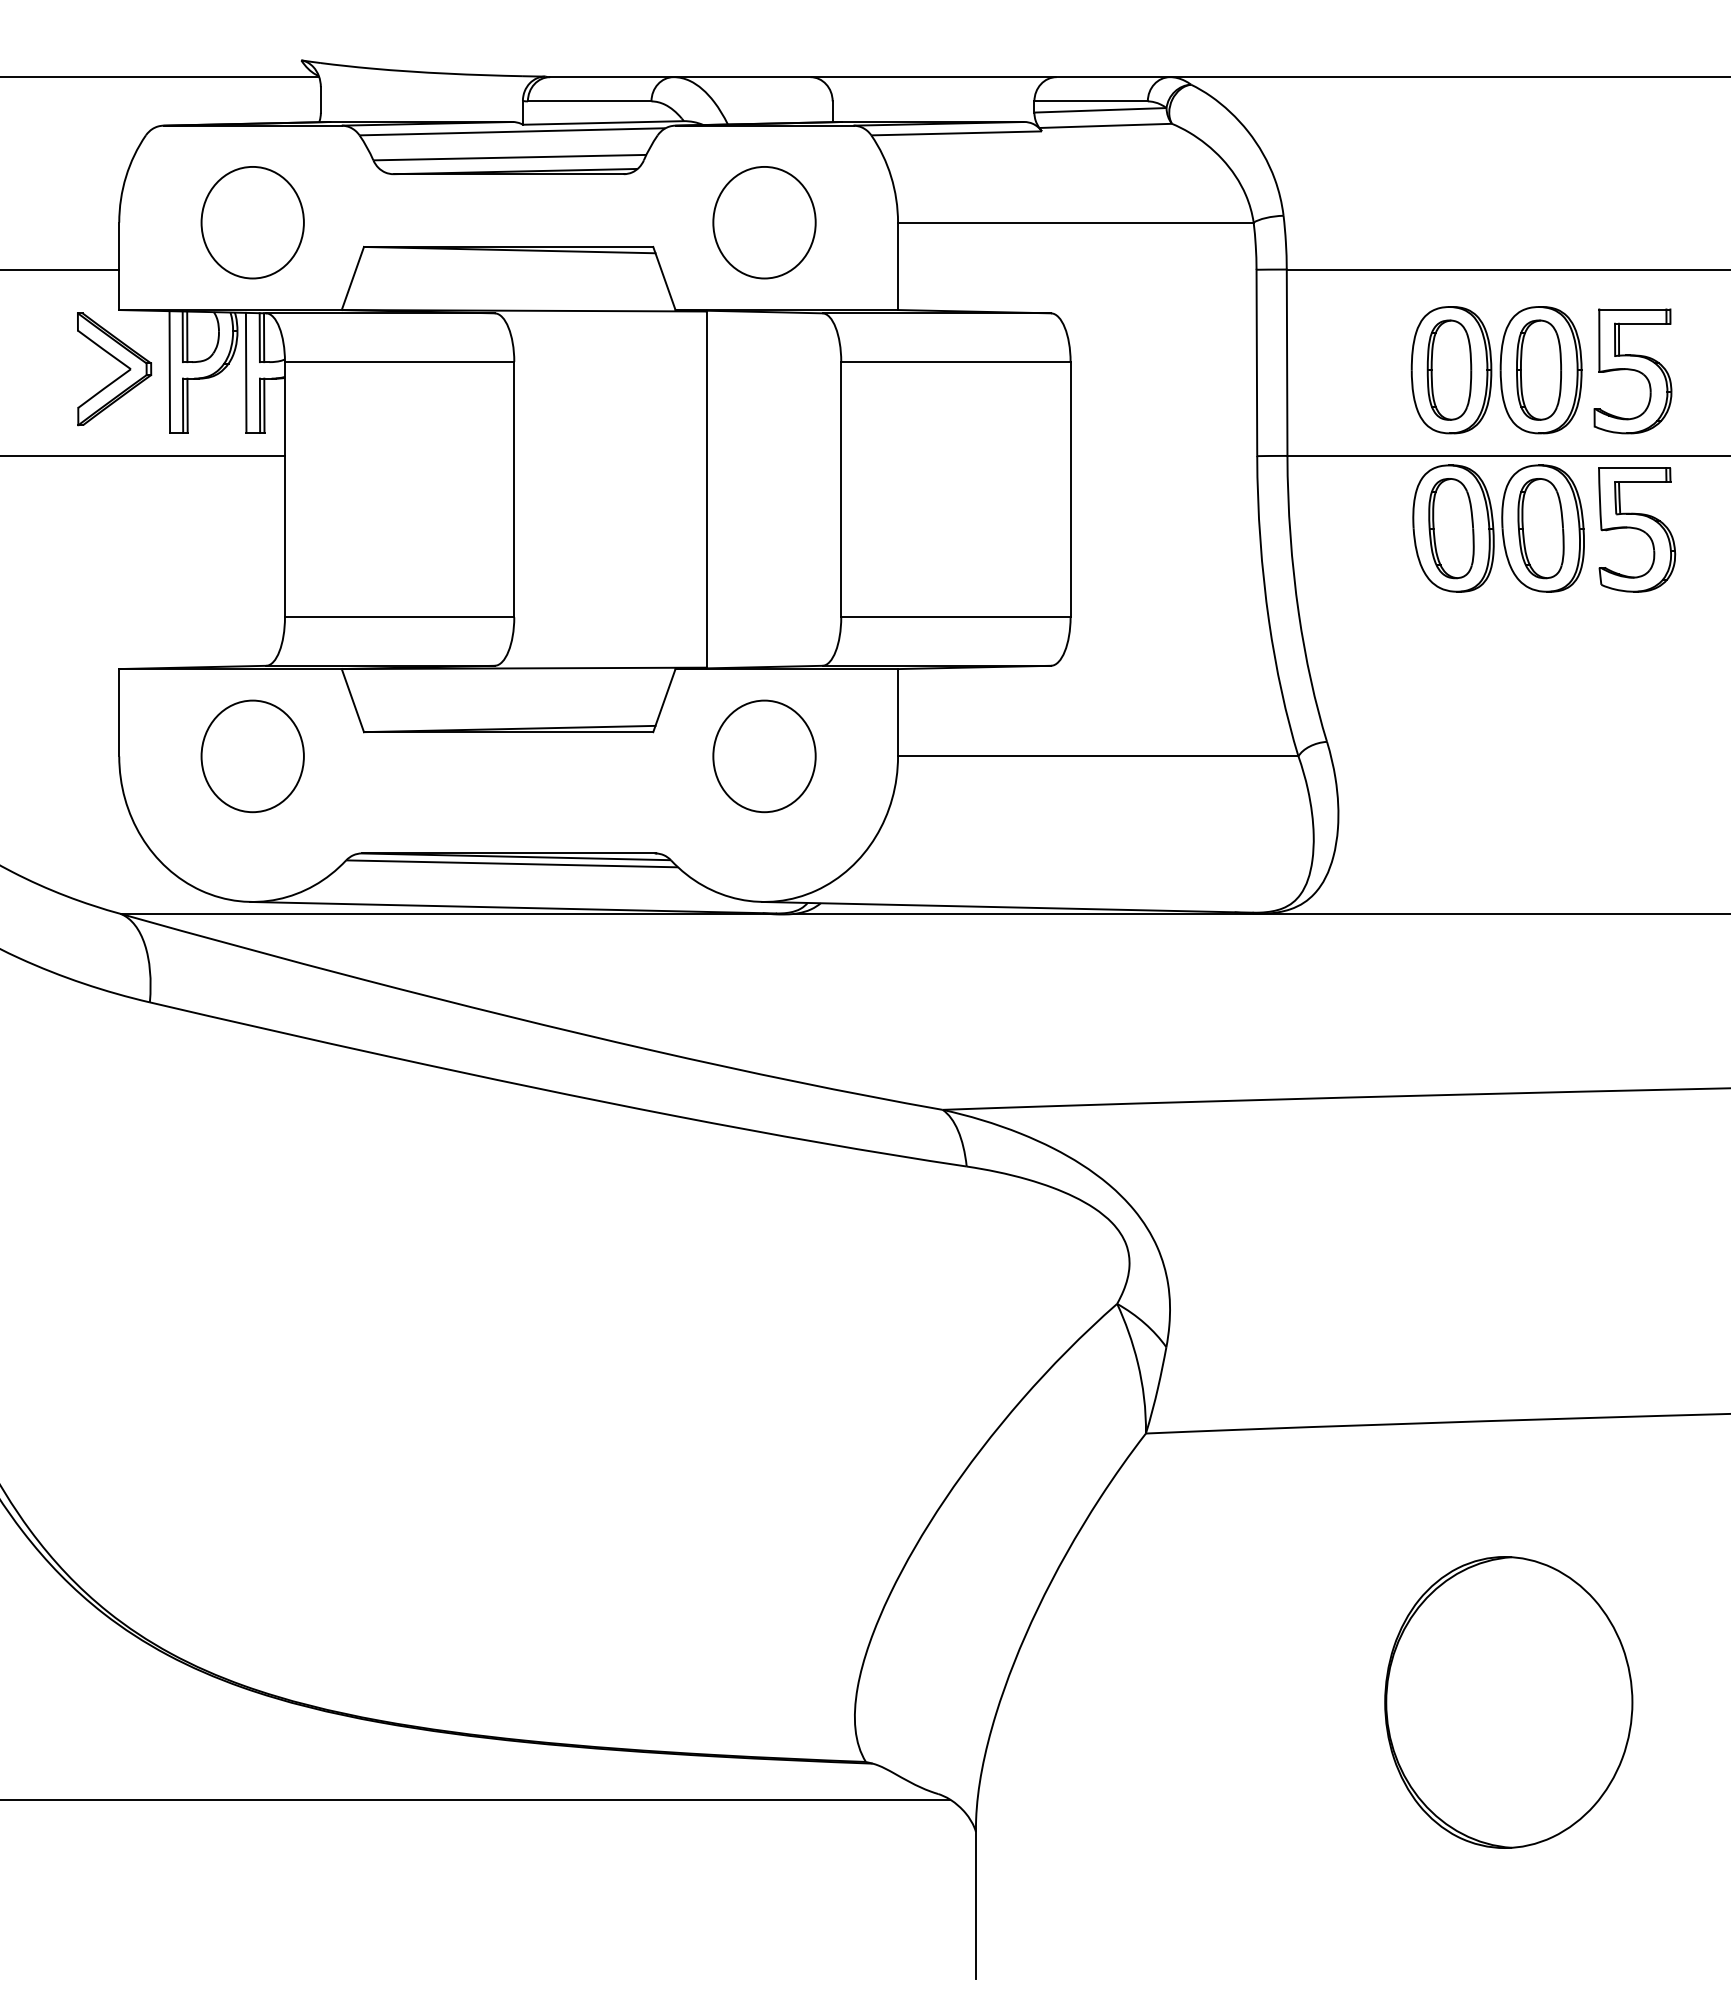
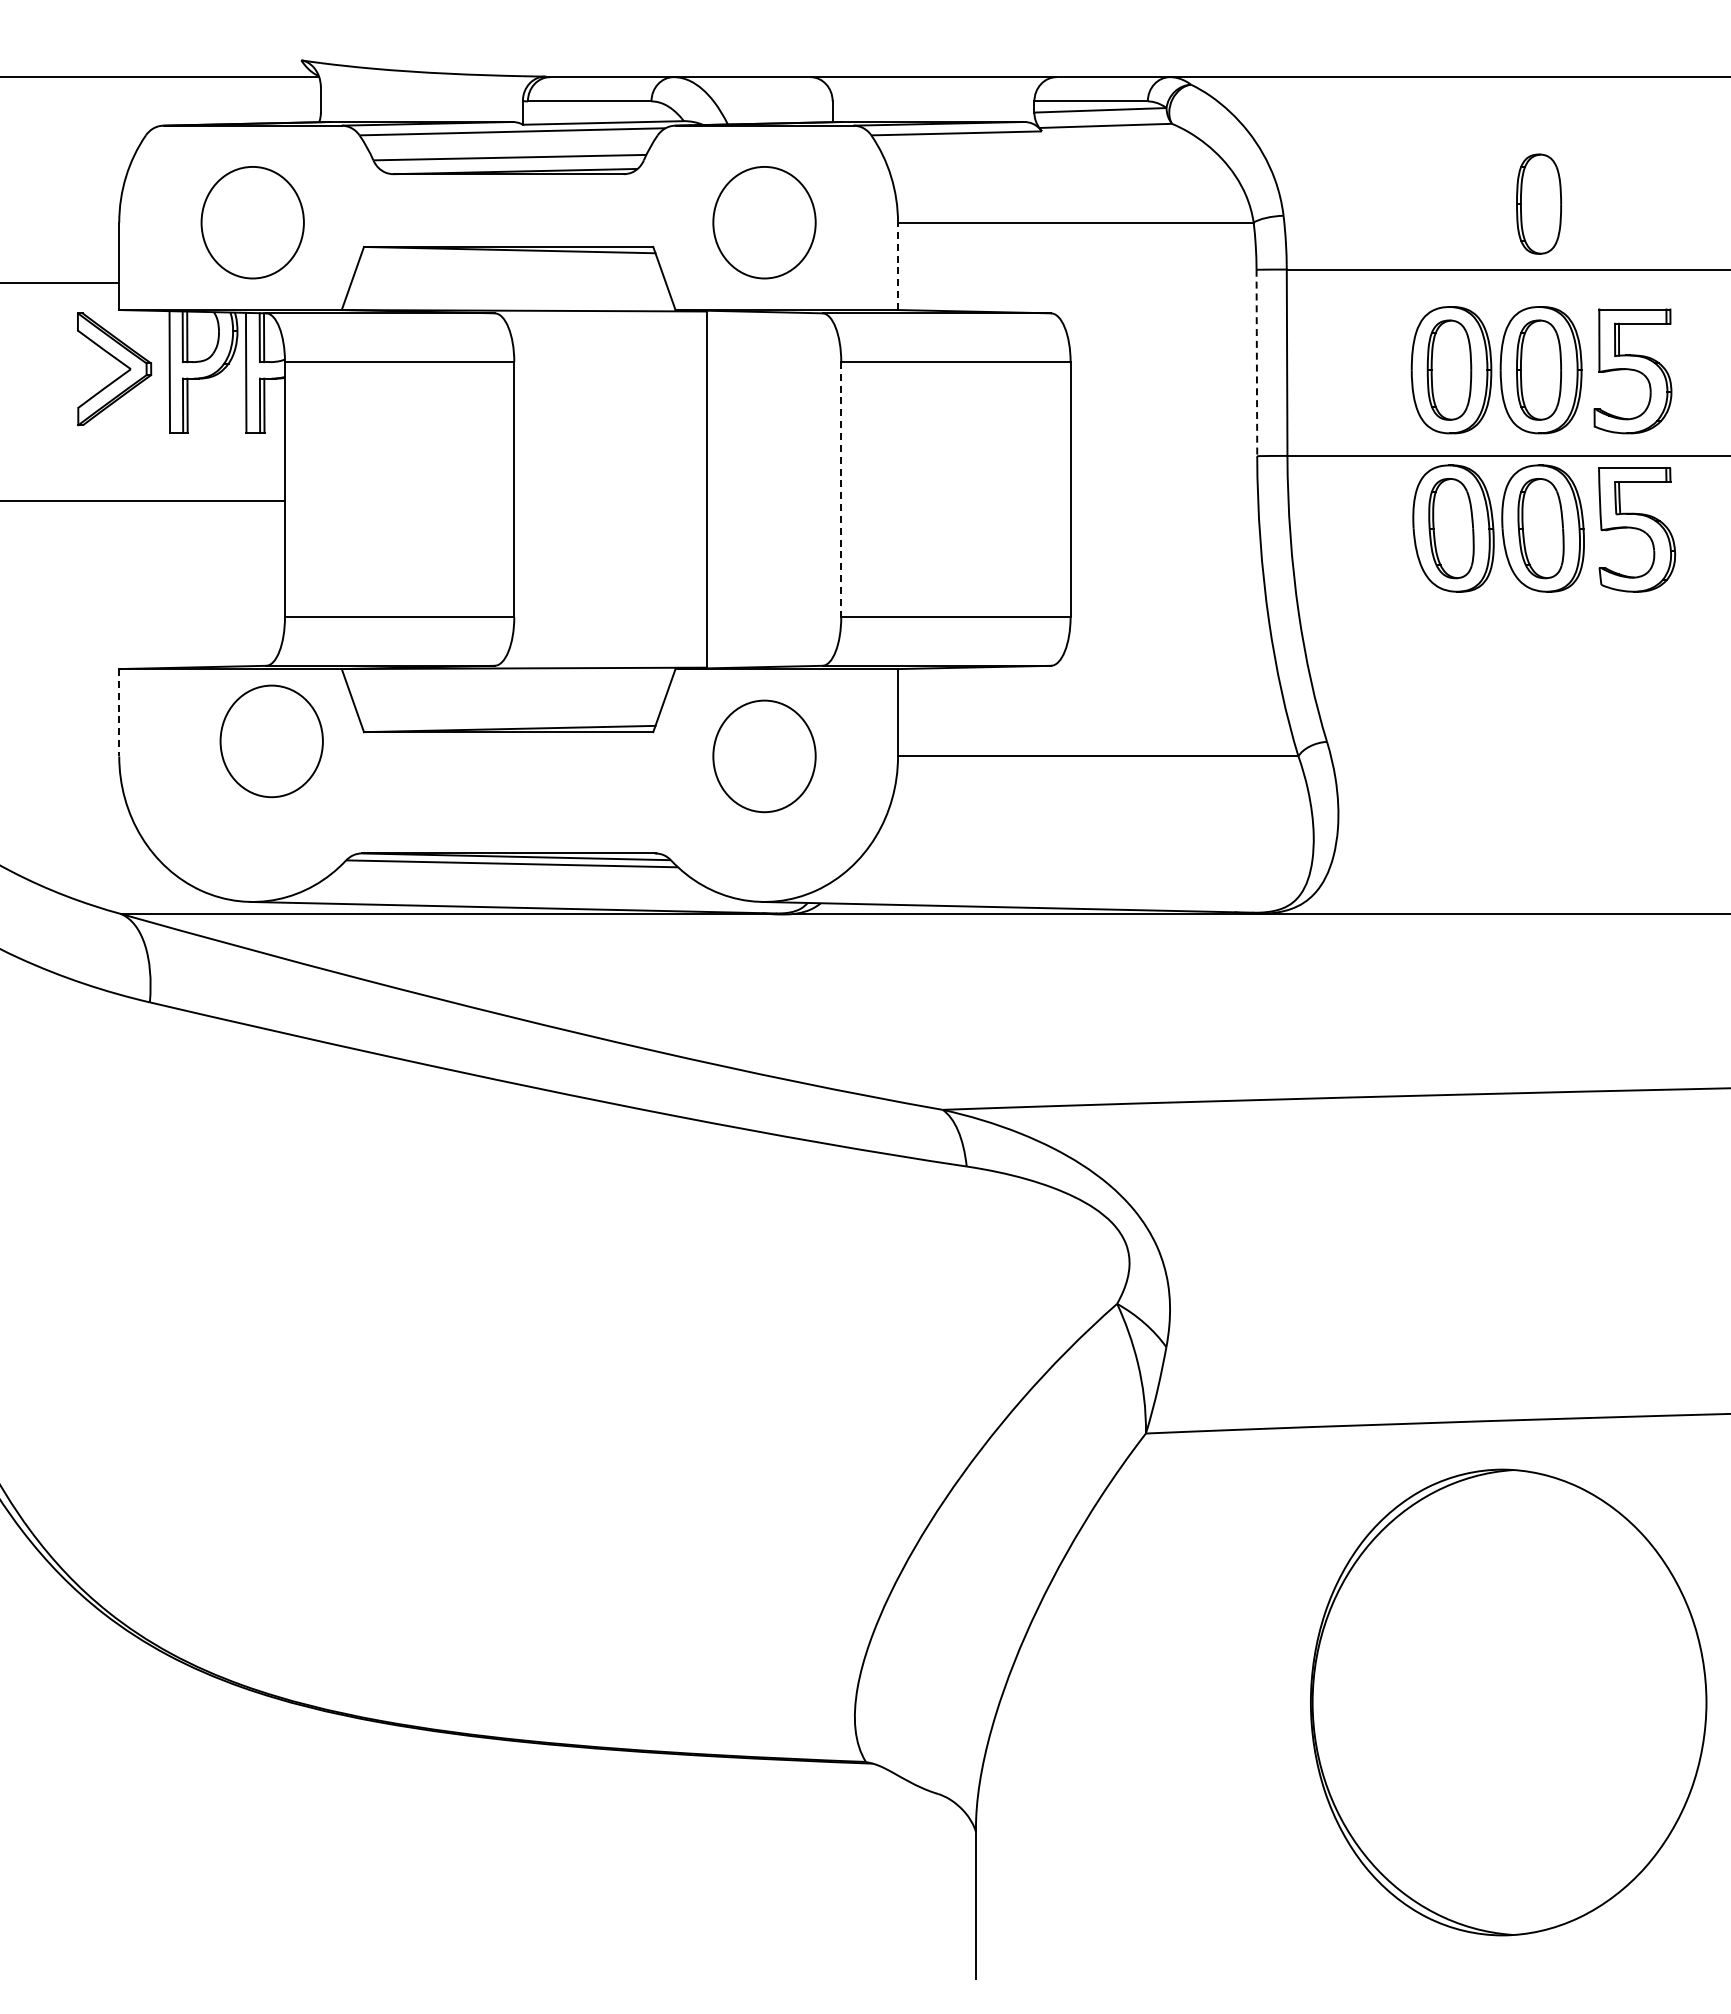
part: none -> present (1539, 203)
line: solid -> dashed (898, 266)
line position: (60, 269) -> (60, 282) (60, 282)
line: solid -> dashed (1256, 363)
line position: (143, 455) -> (143, 500) (143, 500)
line: solid -> dashed (841, 489)
line: solid -> dashed (119, 712)
part position: (252, 756) -> (271, 741) (271, 741)
part size: 250x293 px -> 398x469 px (1508, 1702)
line: present -> none (476, 1799)
